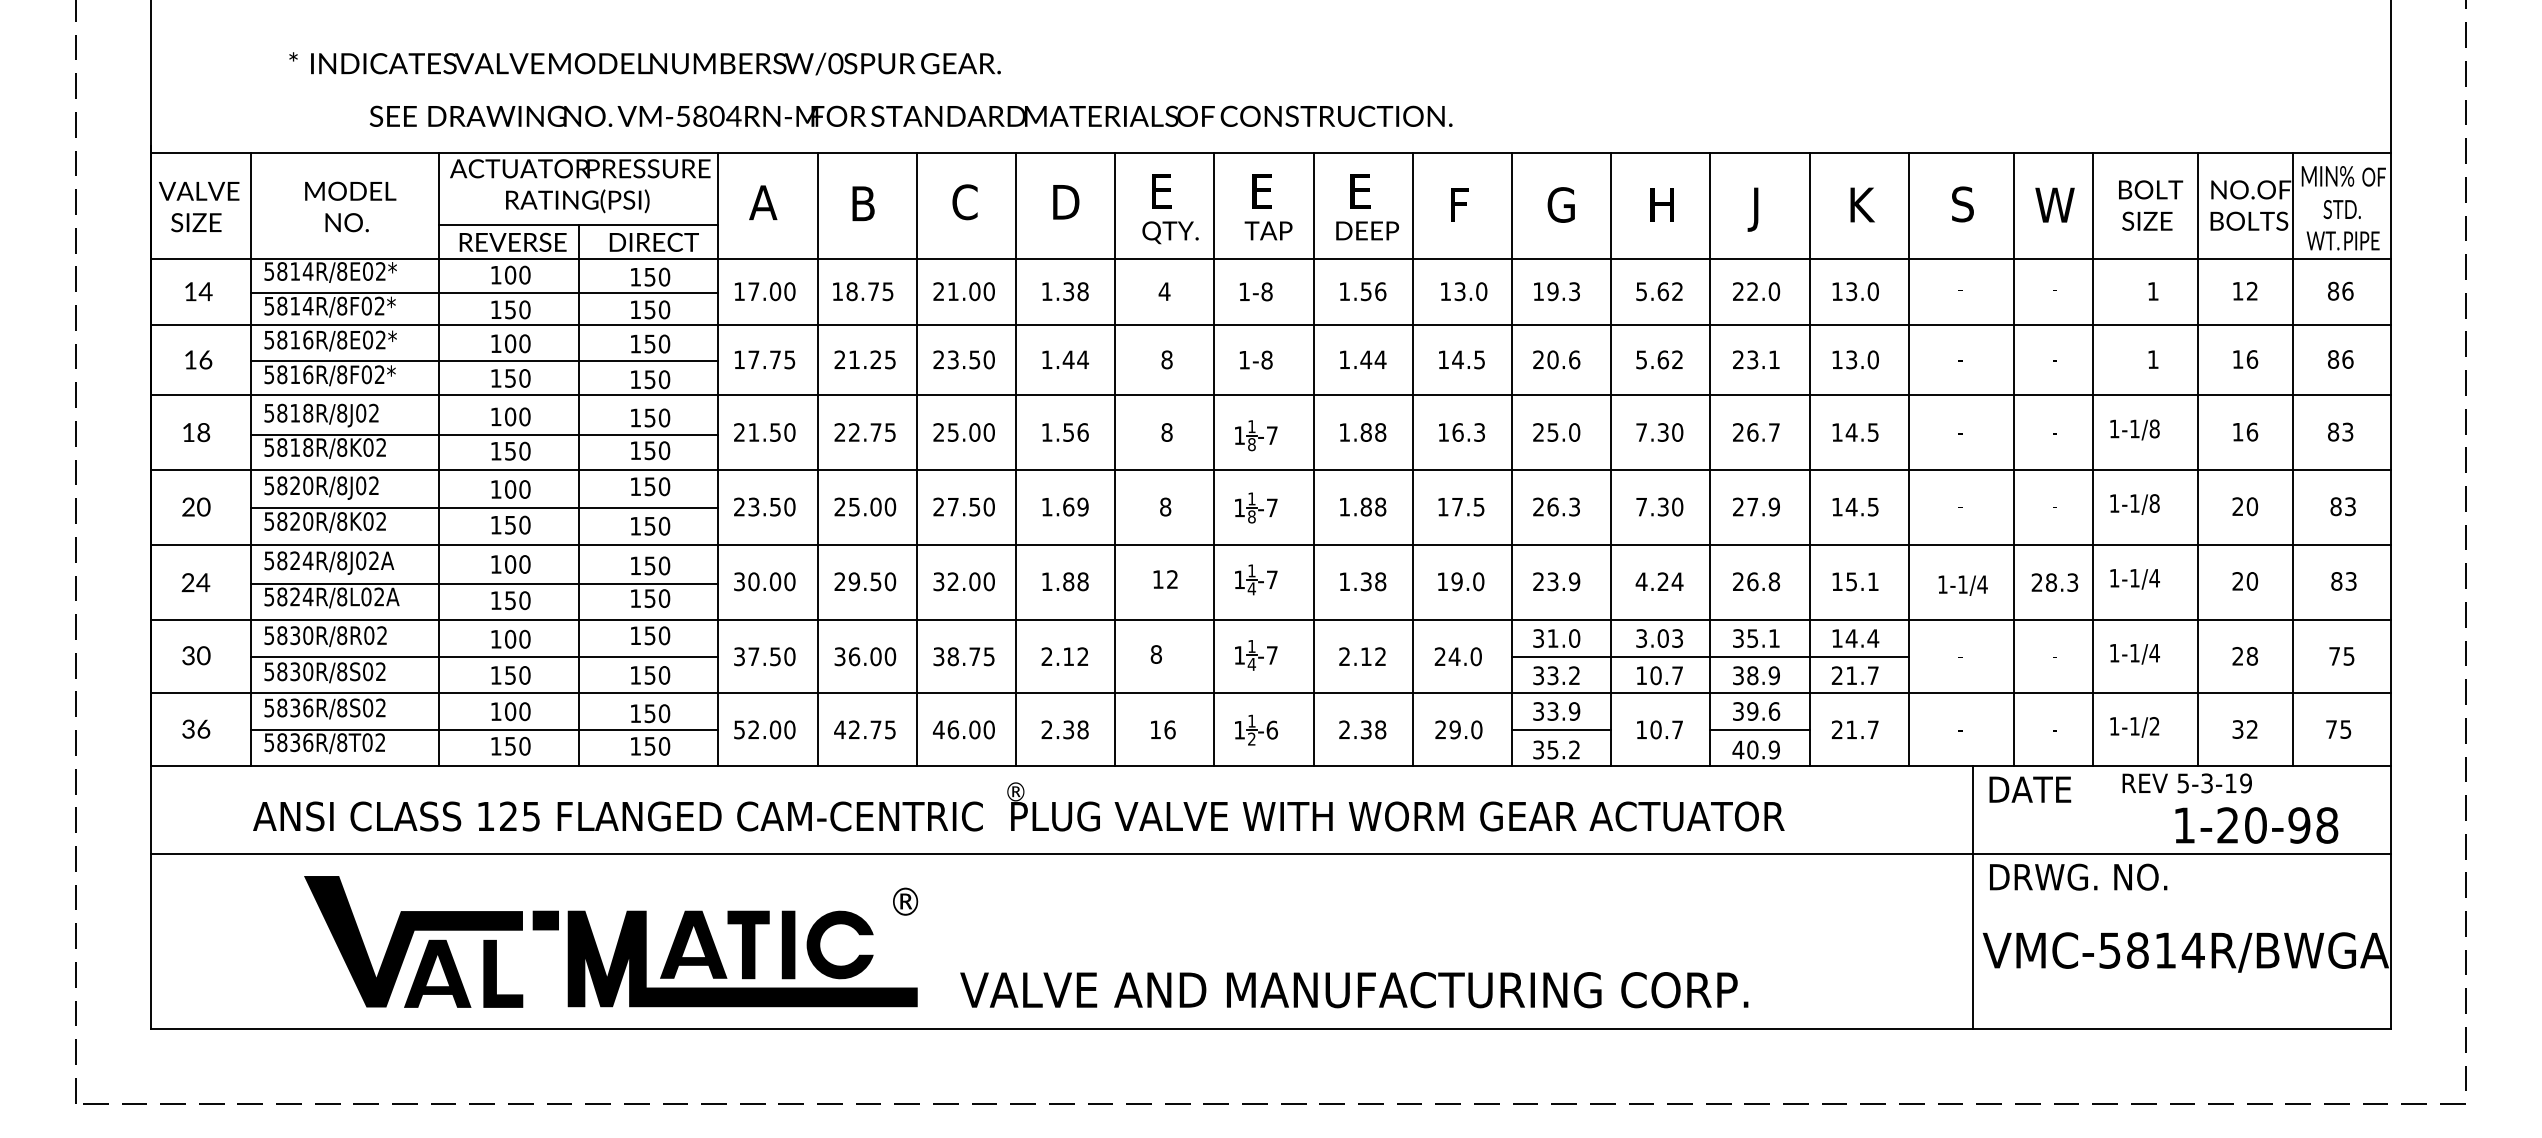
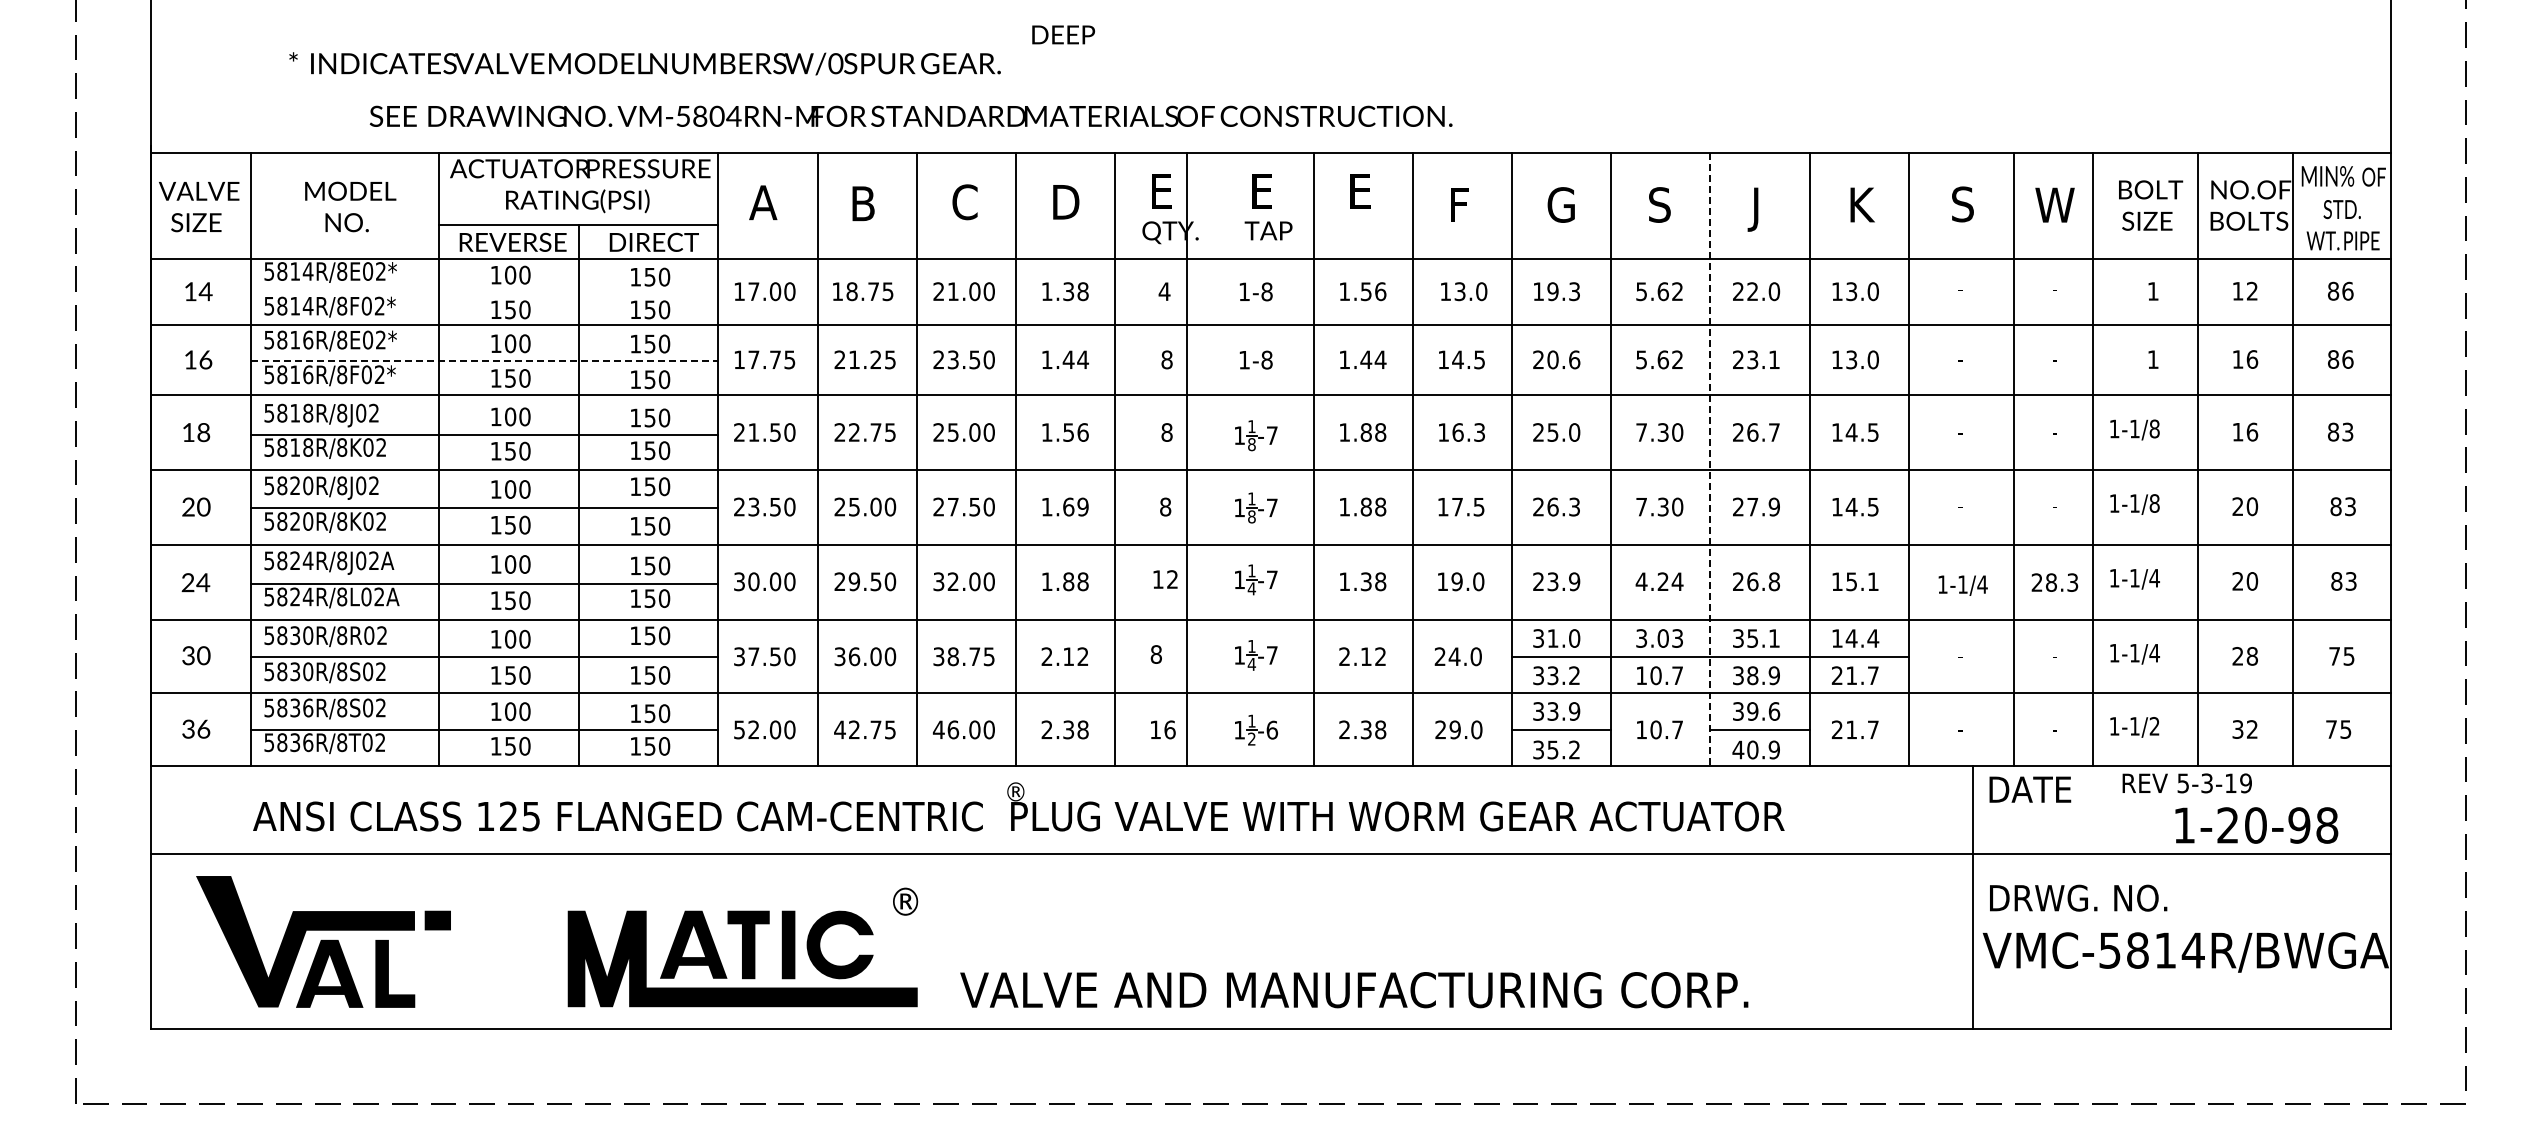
text: H -> S (1661, 204)
text position: (1367, 230) -> (1063, 34) (1063, 34)
line: present -> none (484, 292)
line: solid -> dashed (485, 361)
line position: (1214, 459) -> (1187, 459) (1187, 459)
line: solid -> dashed (1710, 460)
text position: (2078, 876) -> (2078, 897) (2078, 897)
part position: (431, 941) -> (323, 941) (323, 941)
